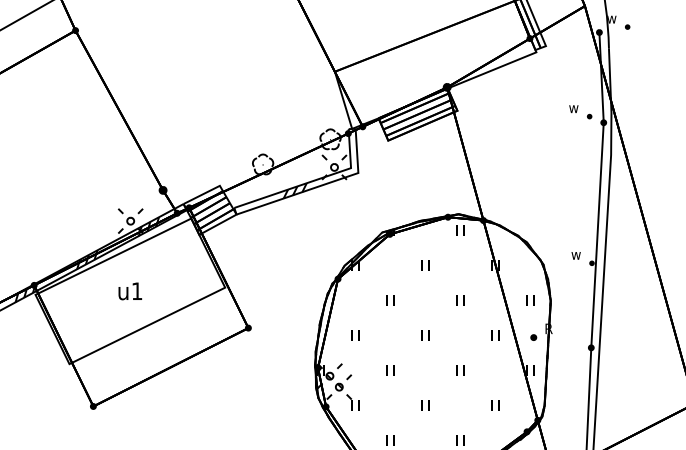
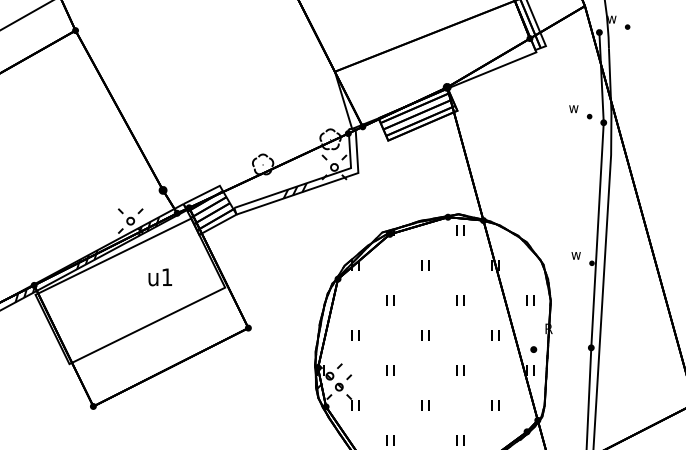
text position: (130, 291) -> (160, 277) (160, 277)
part position: (533, 337) -> (533, 349) (533, 349)
